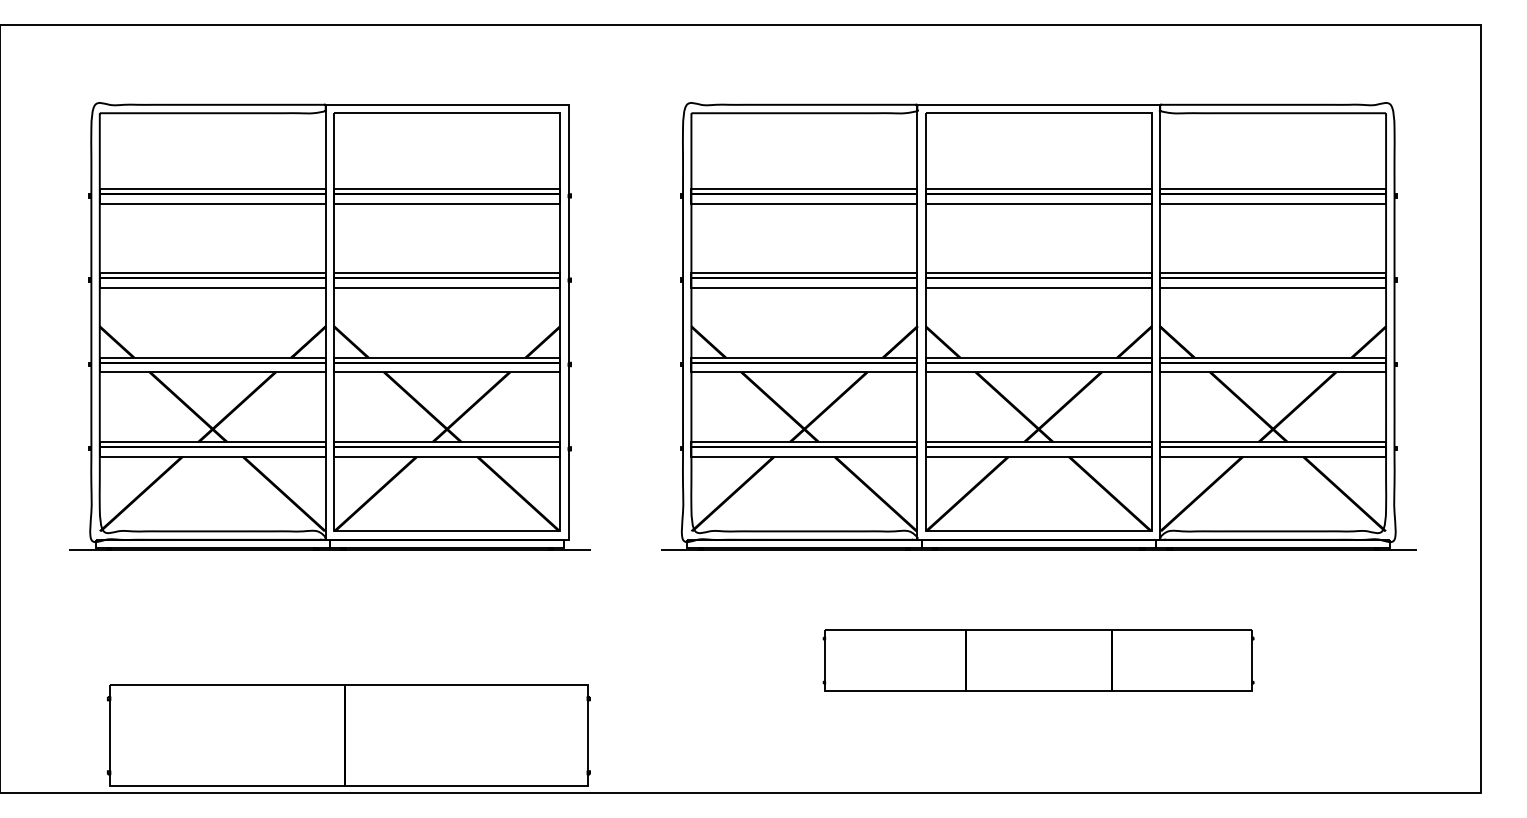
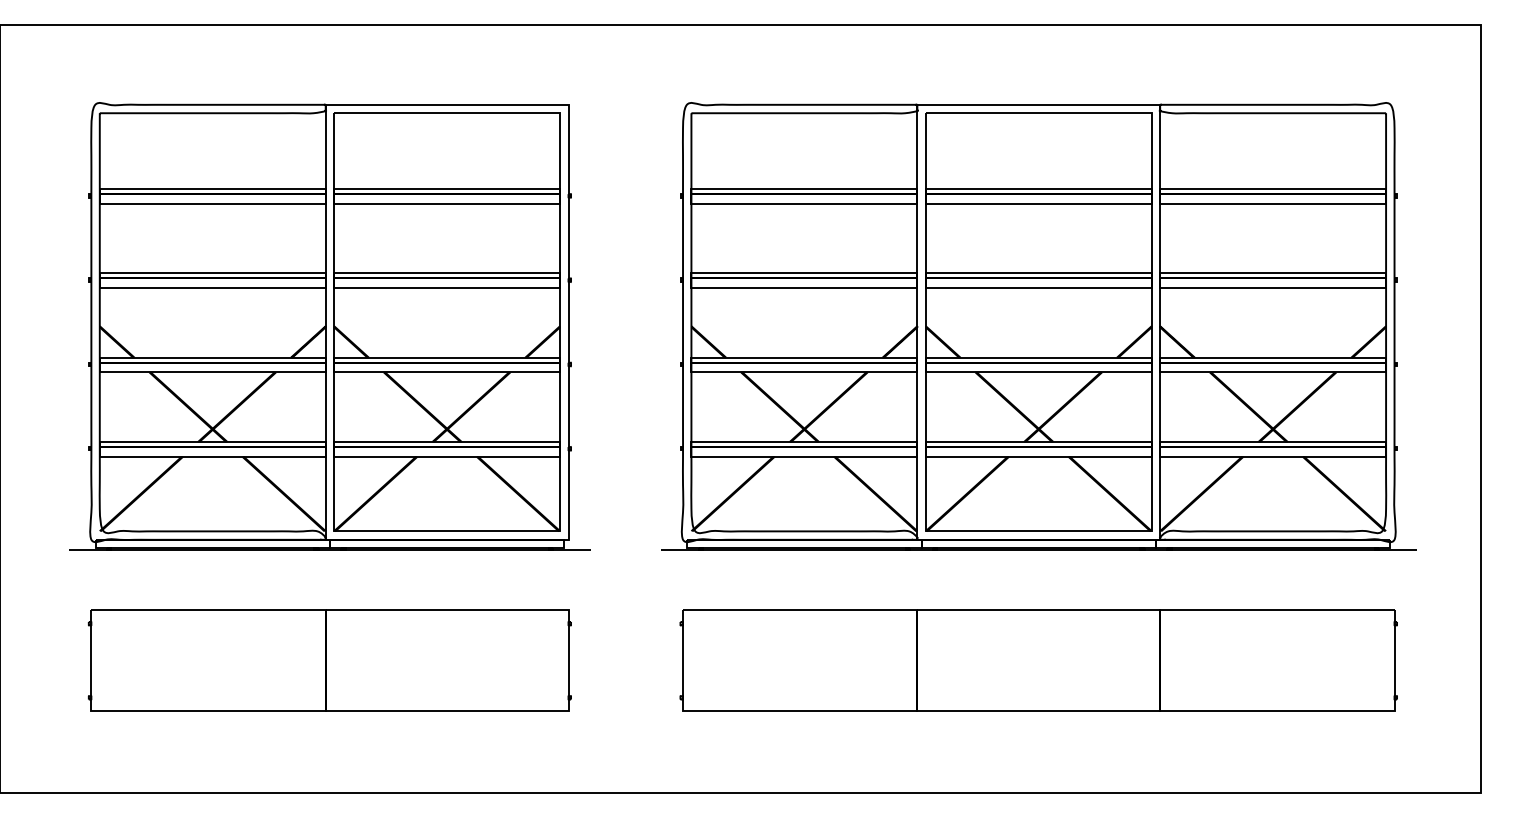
part size: 433x63 px -> 719x103 px (1038, 660)
part position: (348, 735) -> (329, 660) (329, 660)
